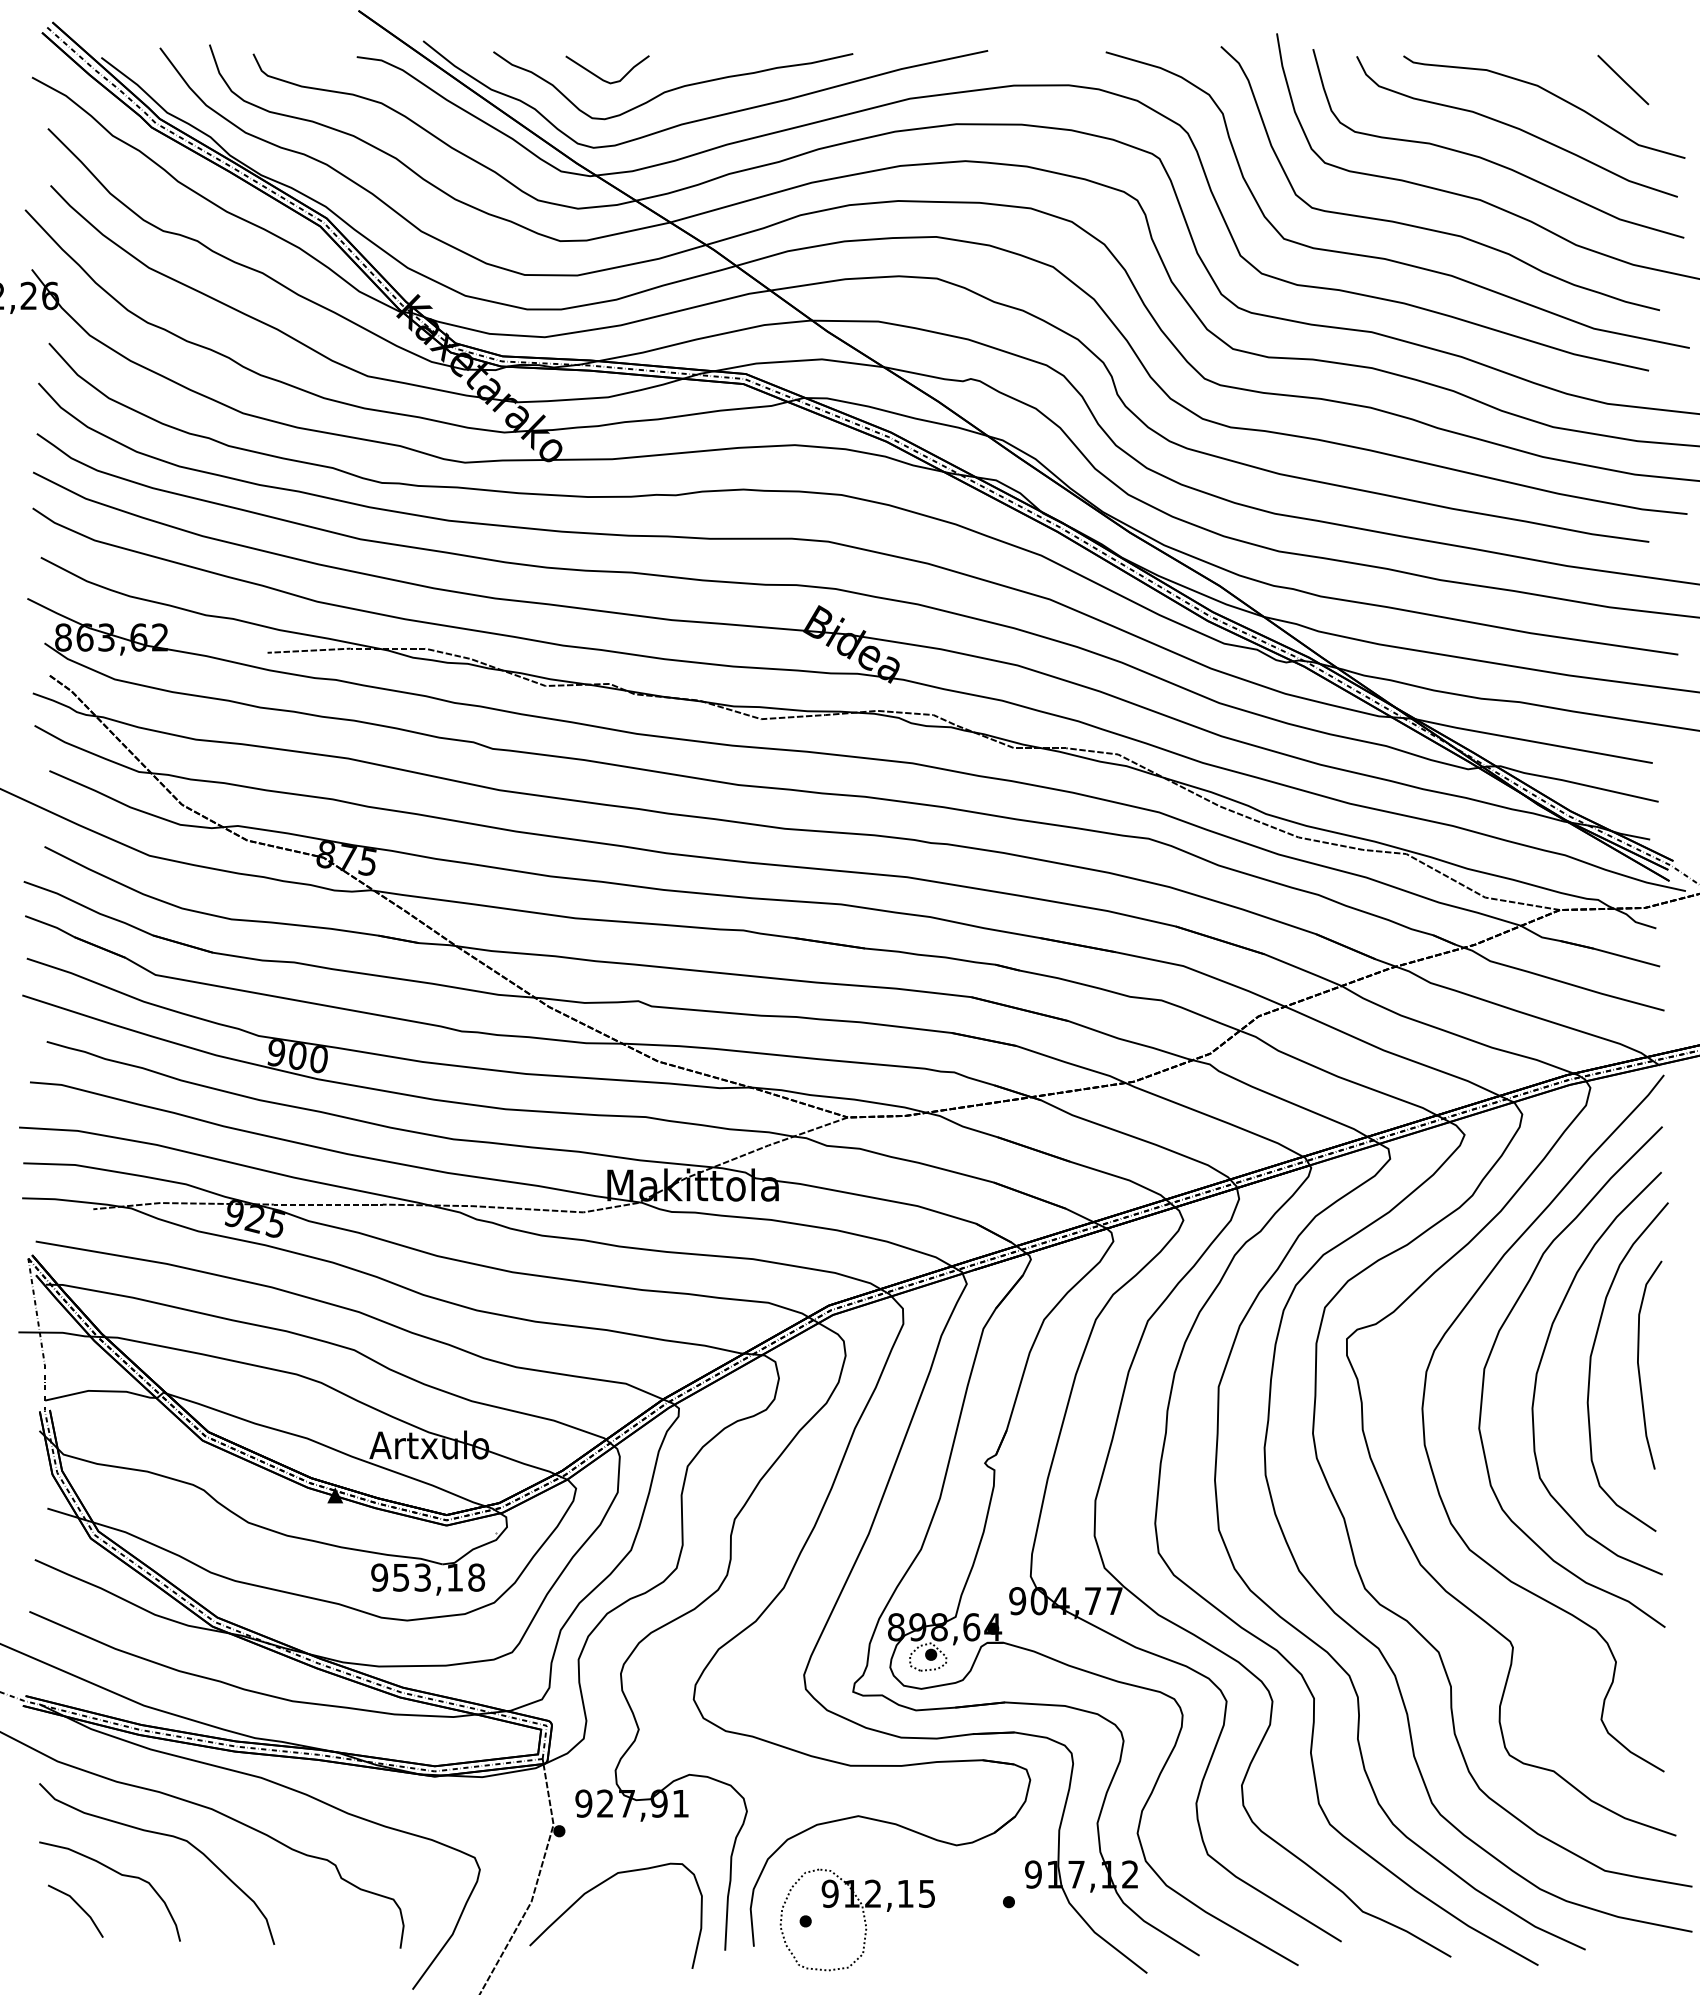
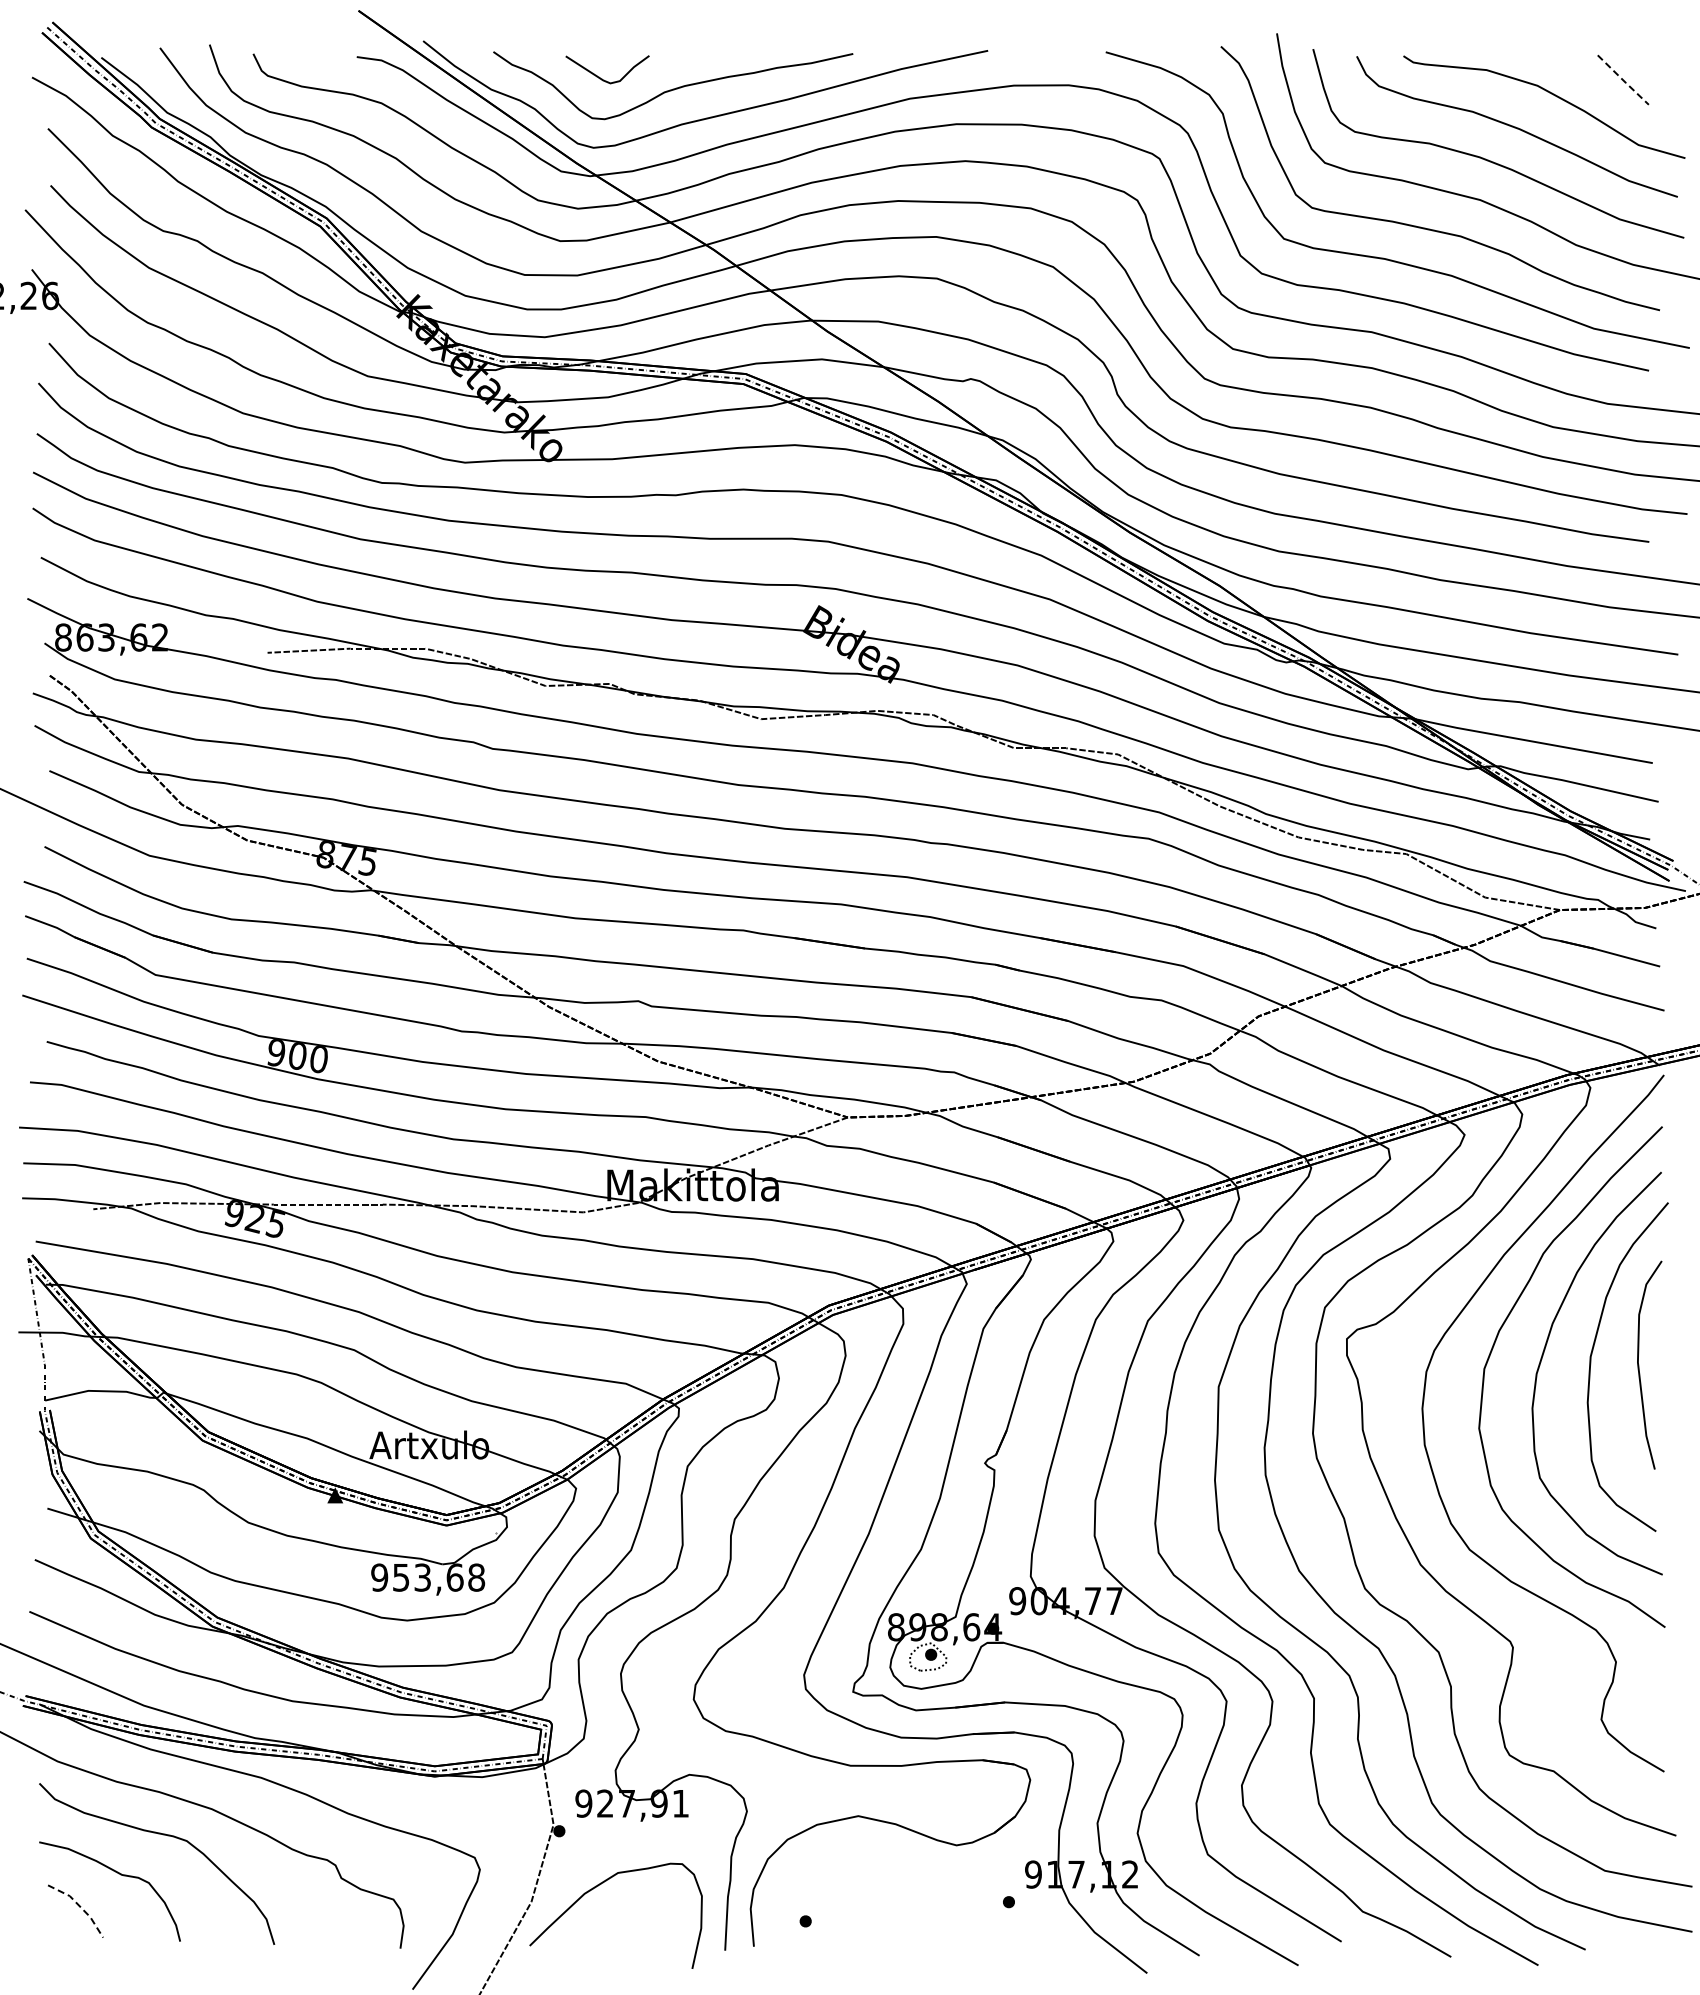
line: solid -> dashed (1623, 80)
text: 953,18 -> 953,68 (454, 1577)
line: solid -> dashed (80, 1906)
part: present -> none (863, 1917)
